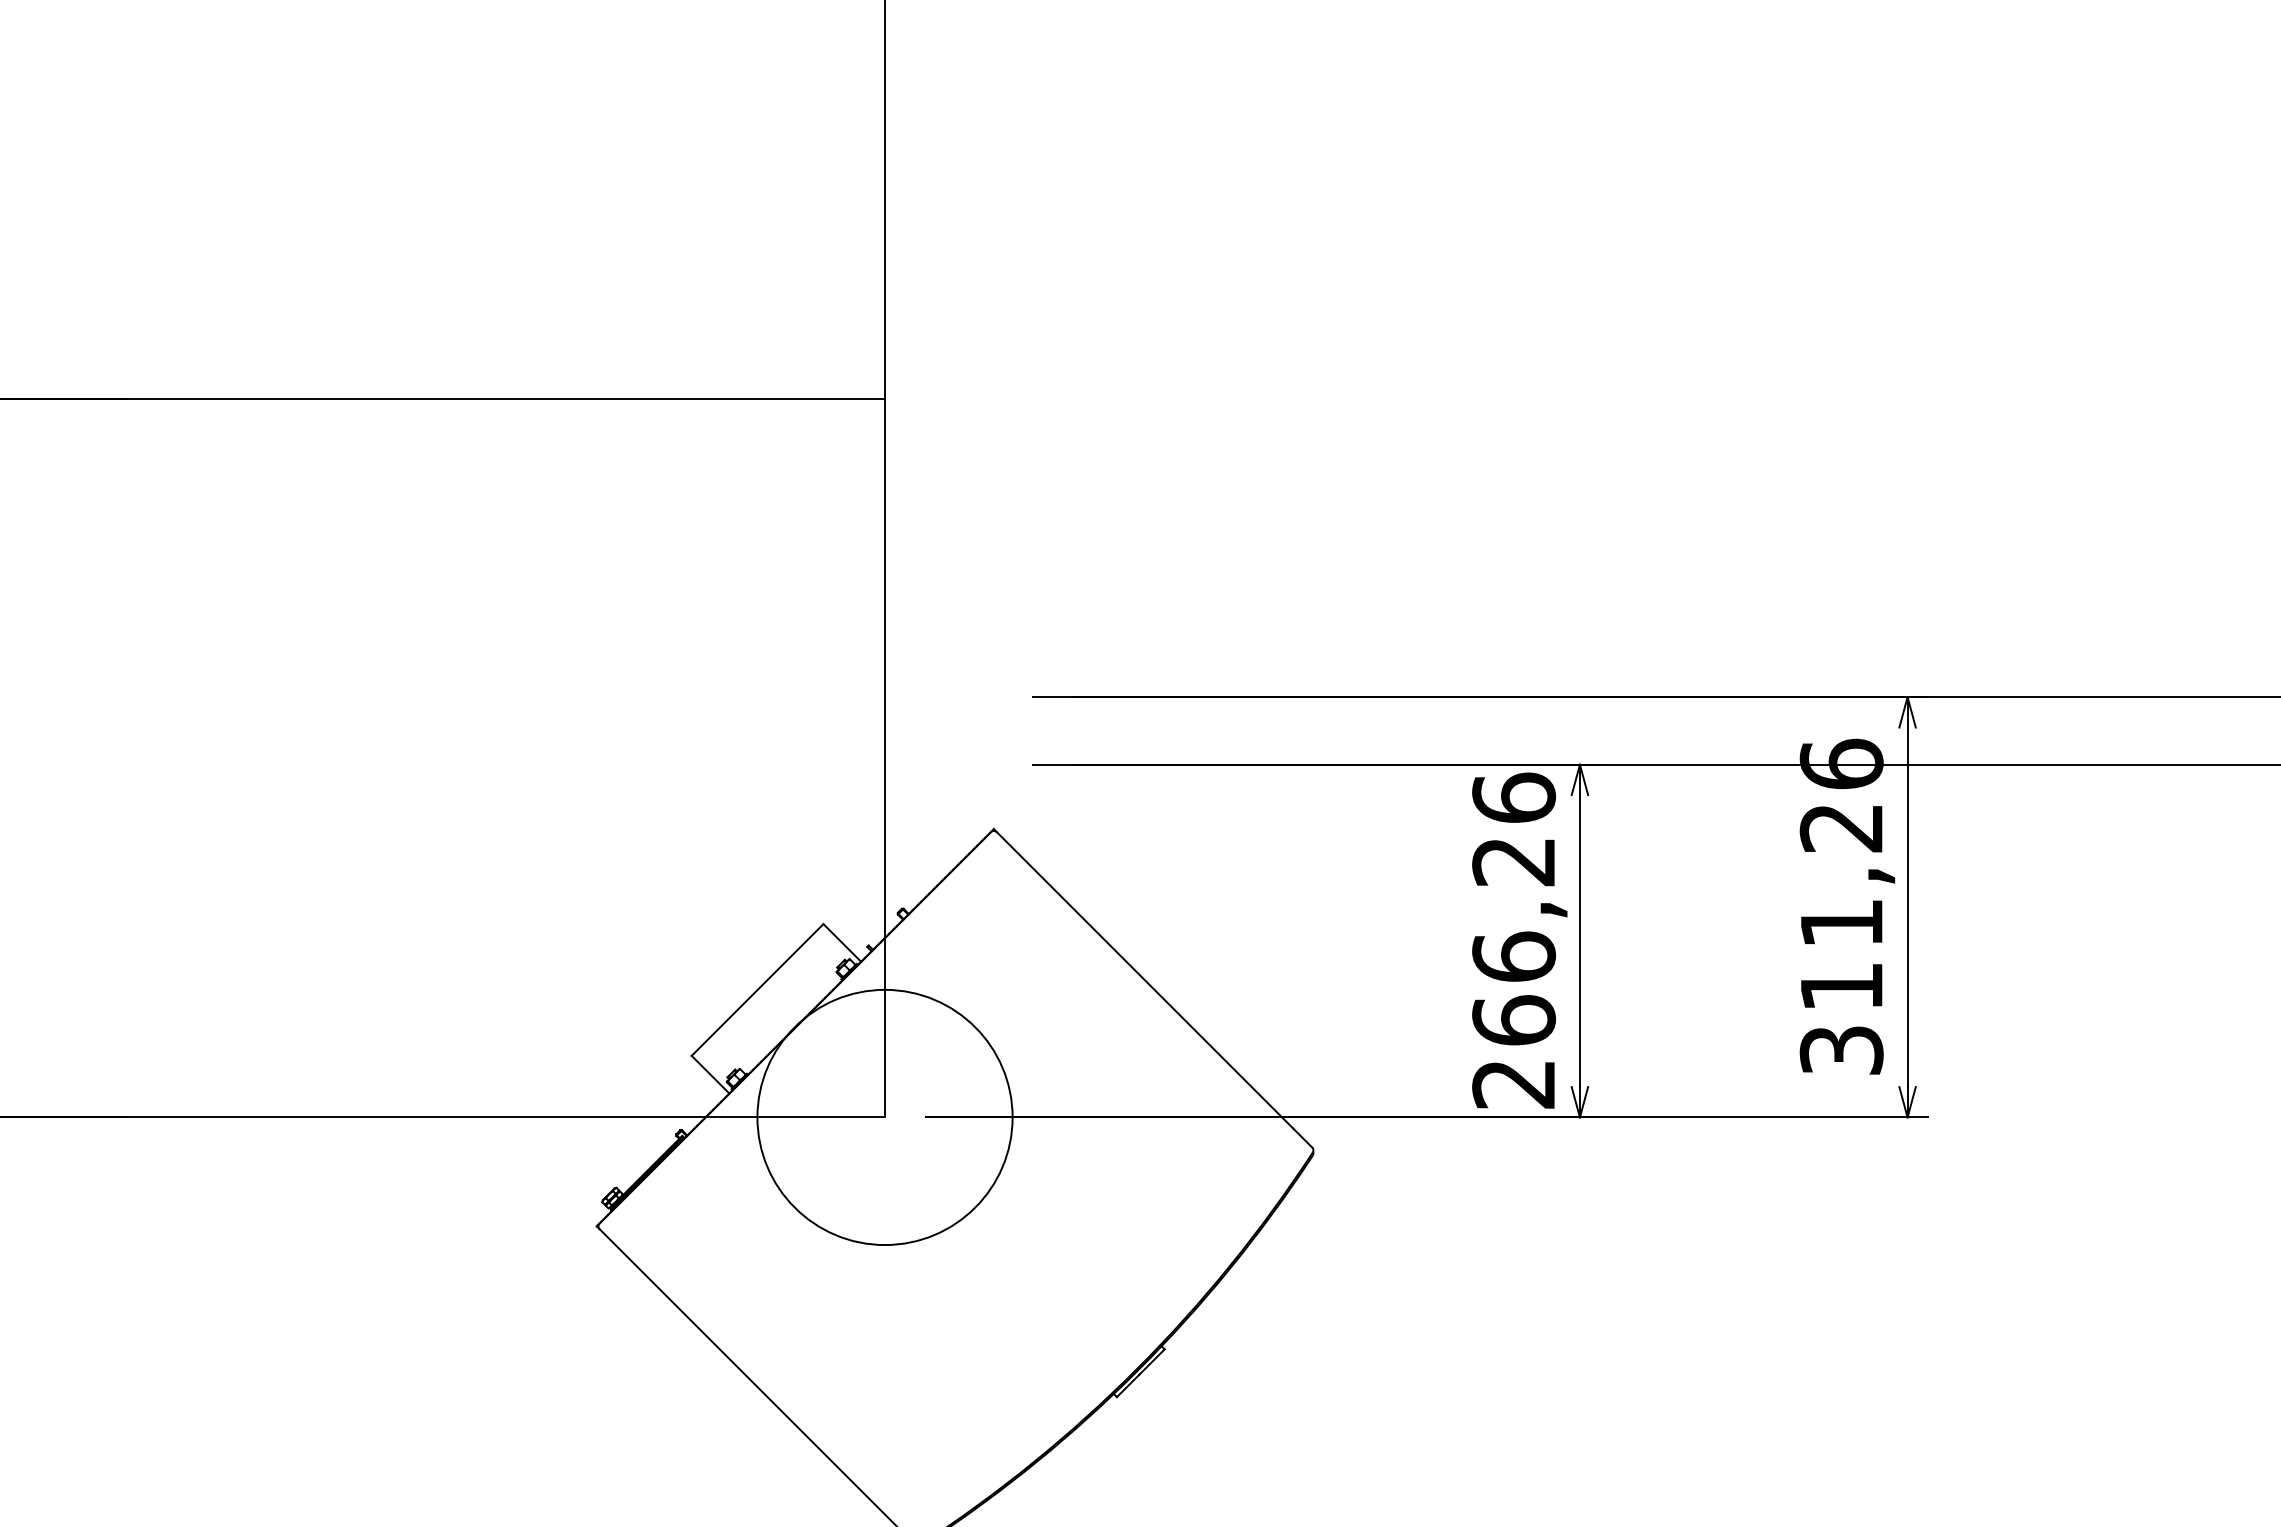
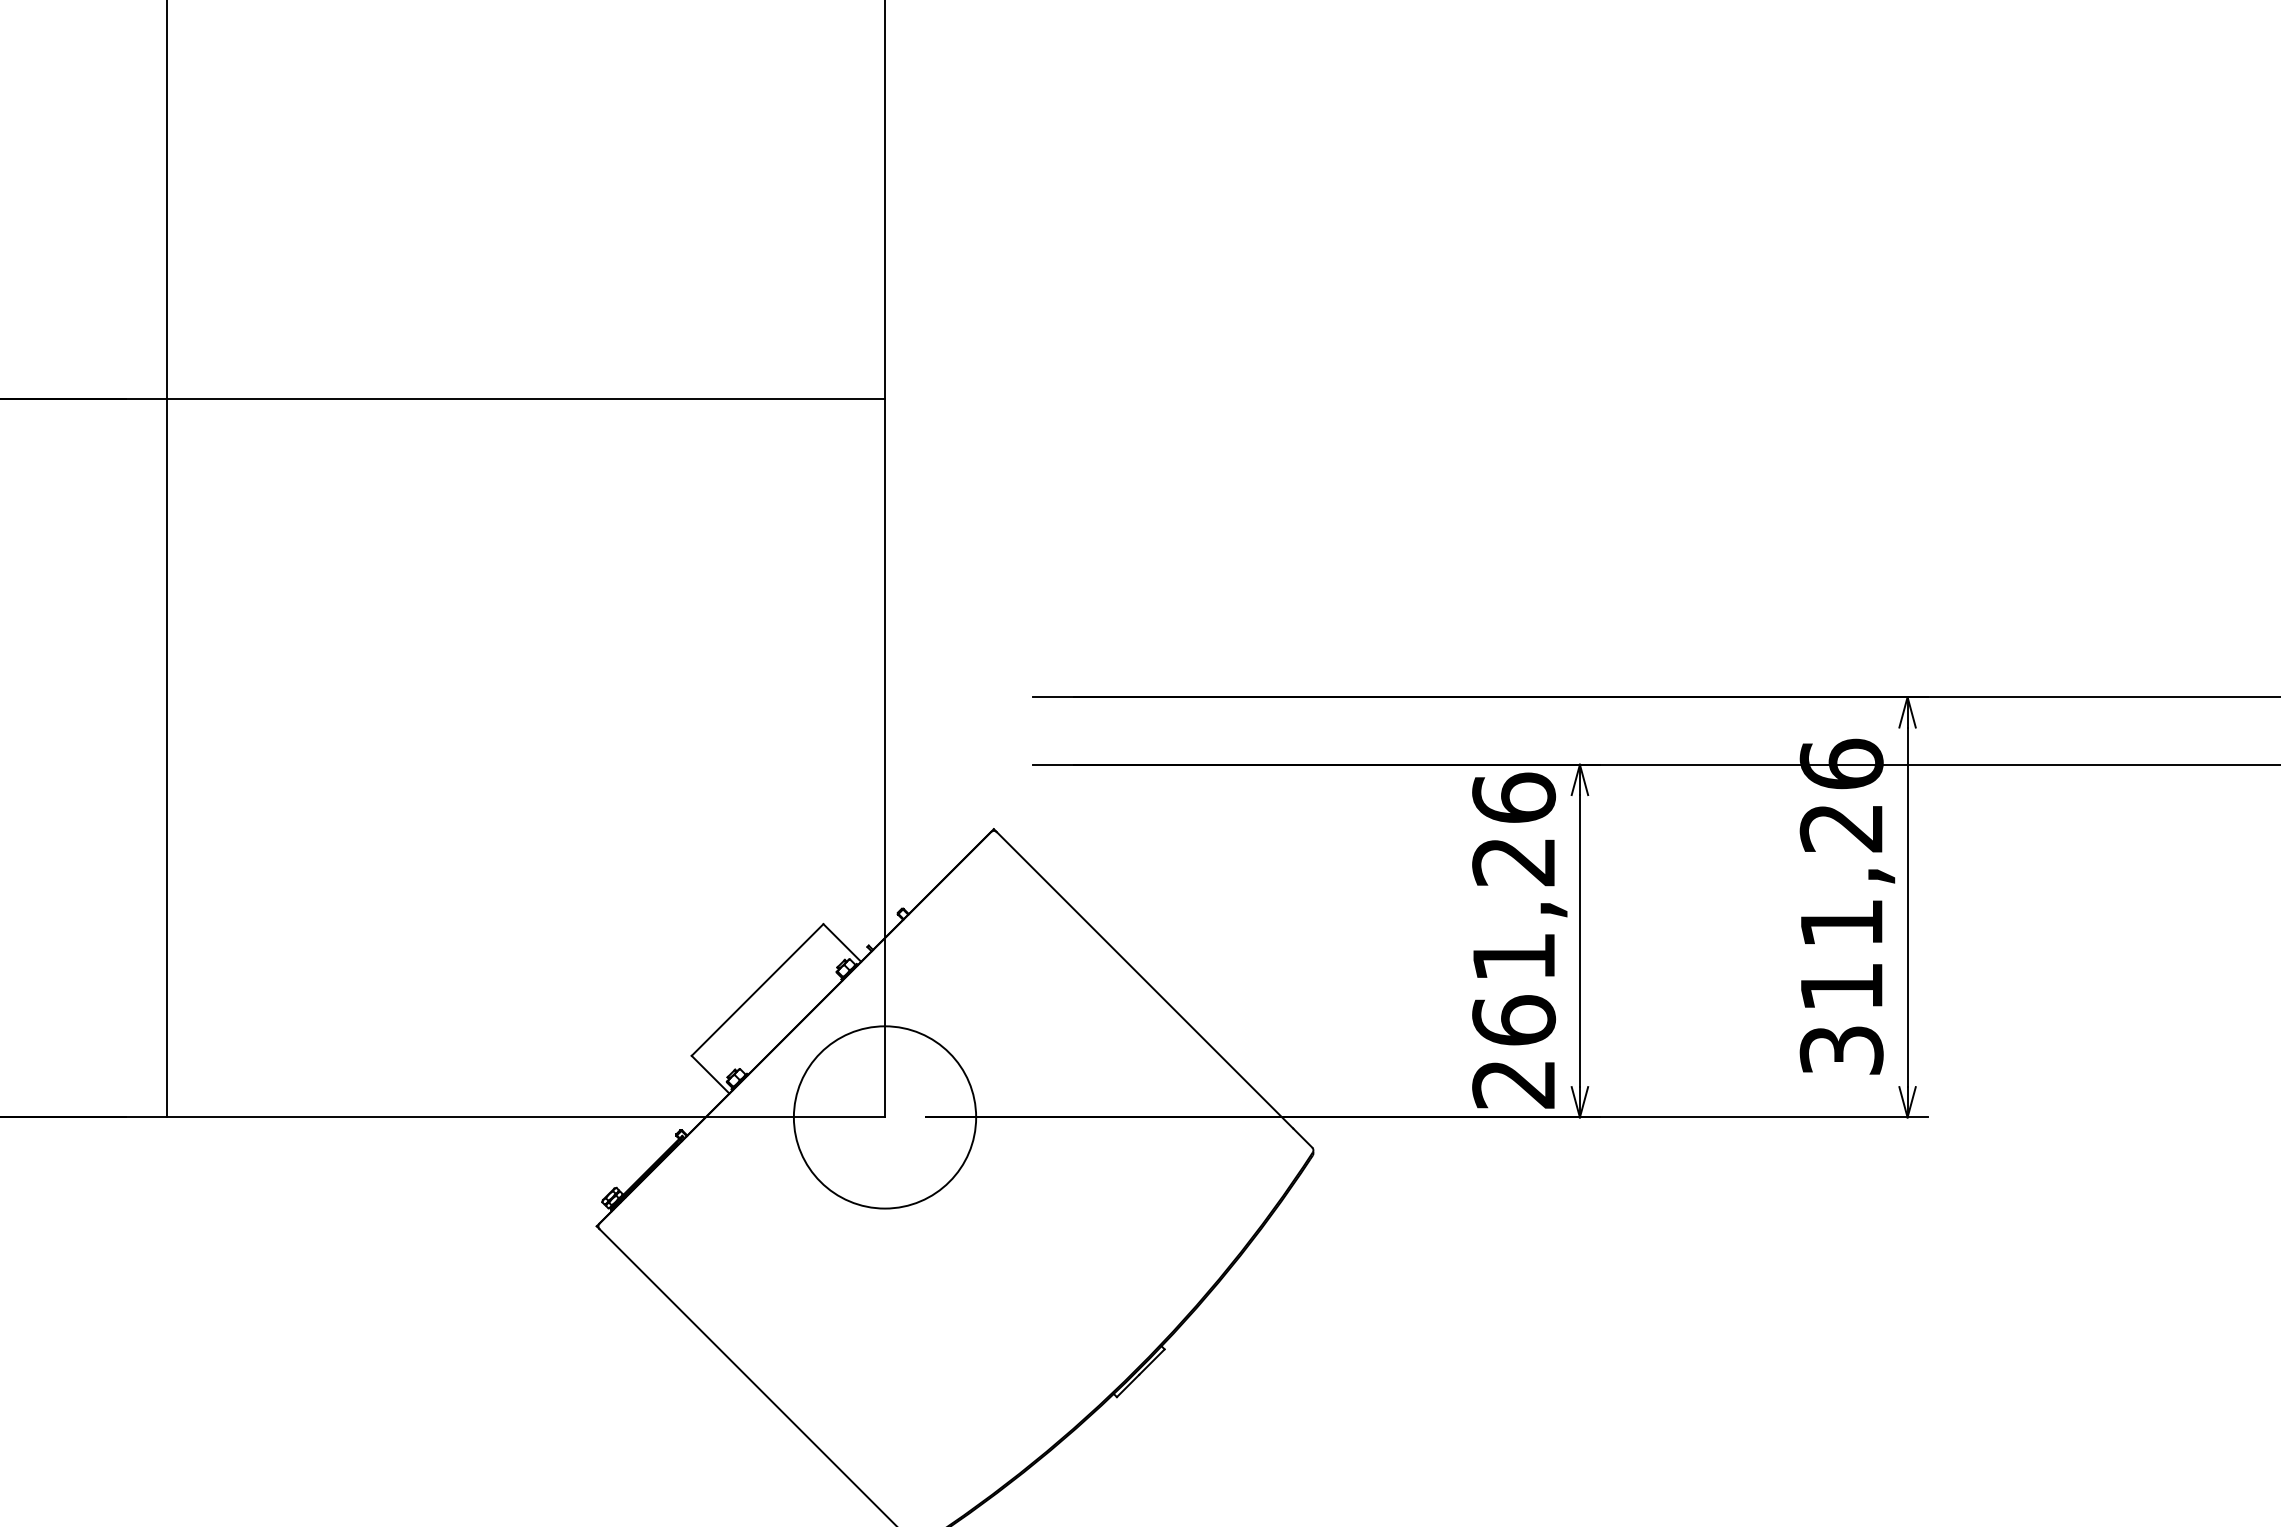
line: none -> present (166, 559)
text: 266,26 -> 261,26 (1514, 956)
circle diameter: 255 px -> 182 px (884, 1117)
